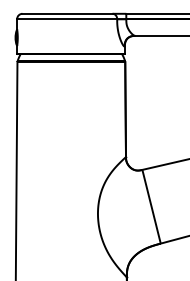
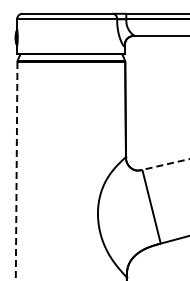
line: solid -> dashed (165, 164)
line: solid -> dashed (16, 171)
